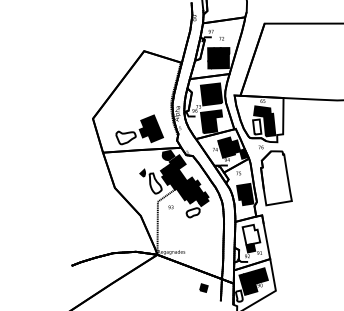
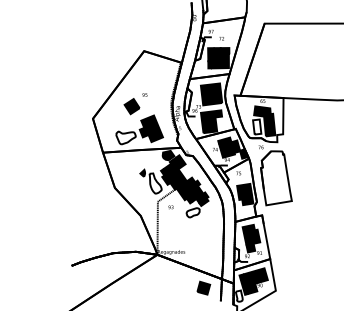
part: none -> present (135, 104)
fill: none -> present (251, 234)
part size: 10x10 px -> 16x16 px (203, 287)
